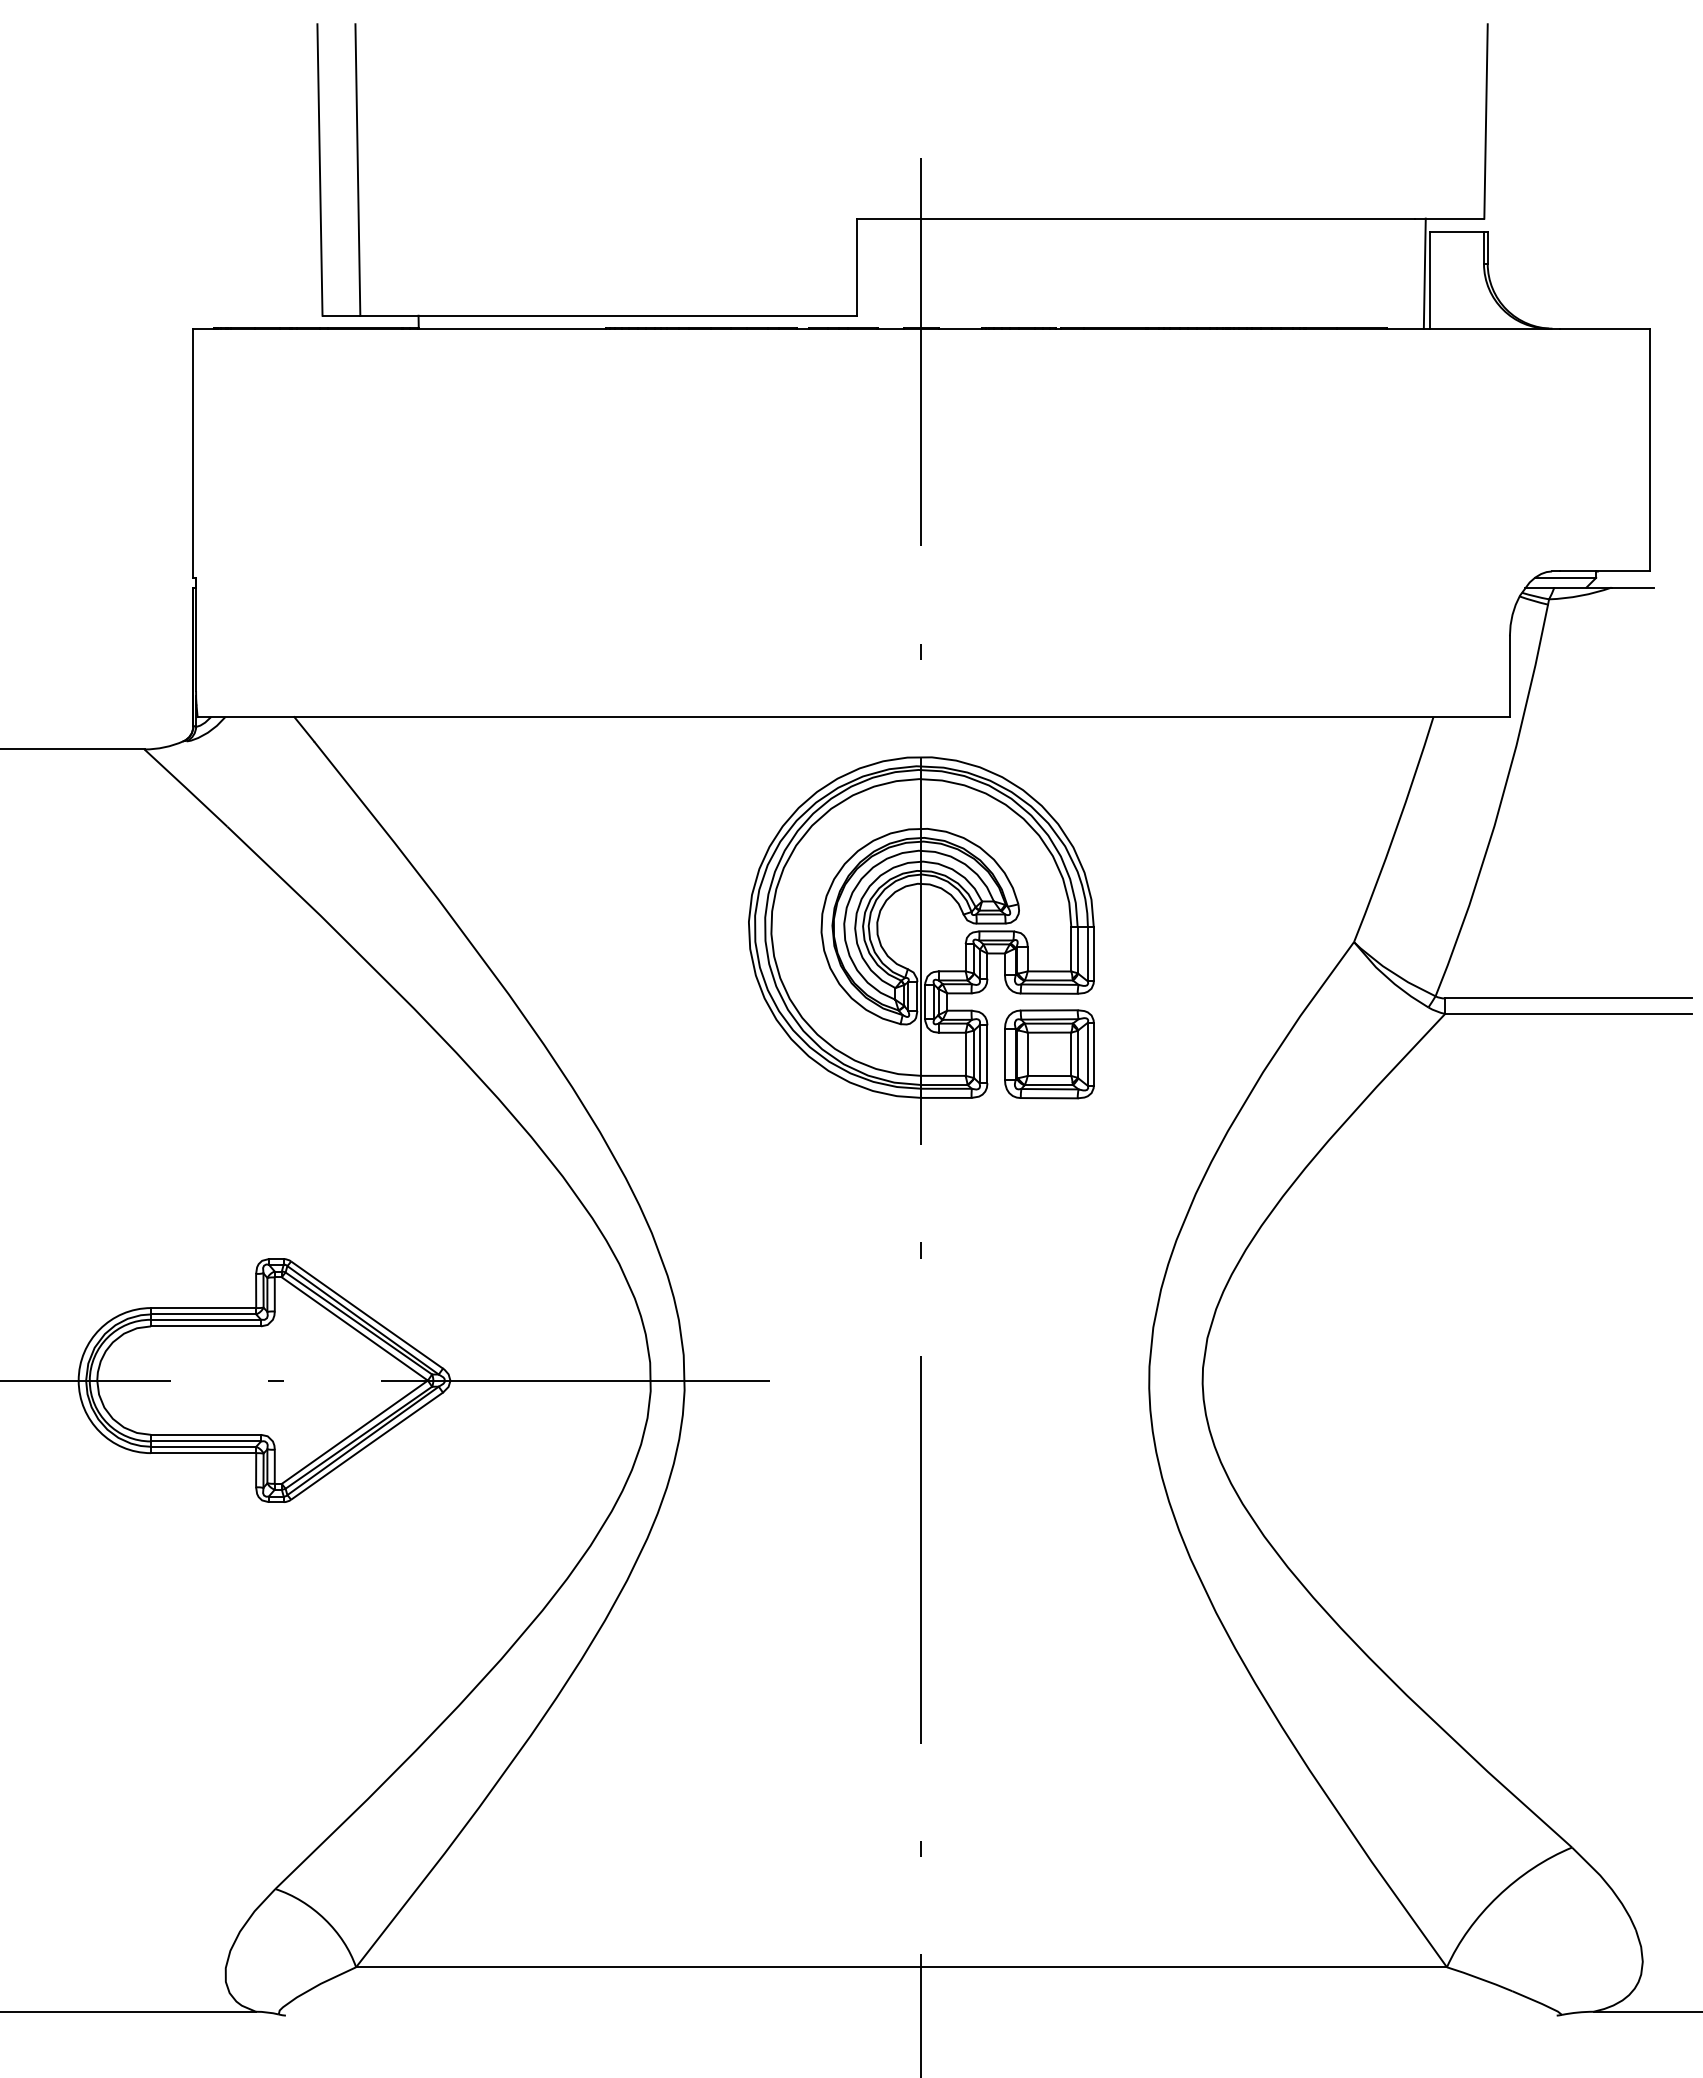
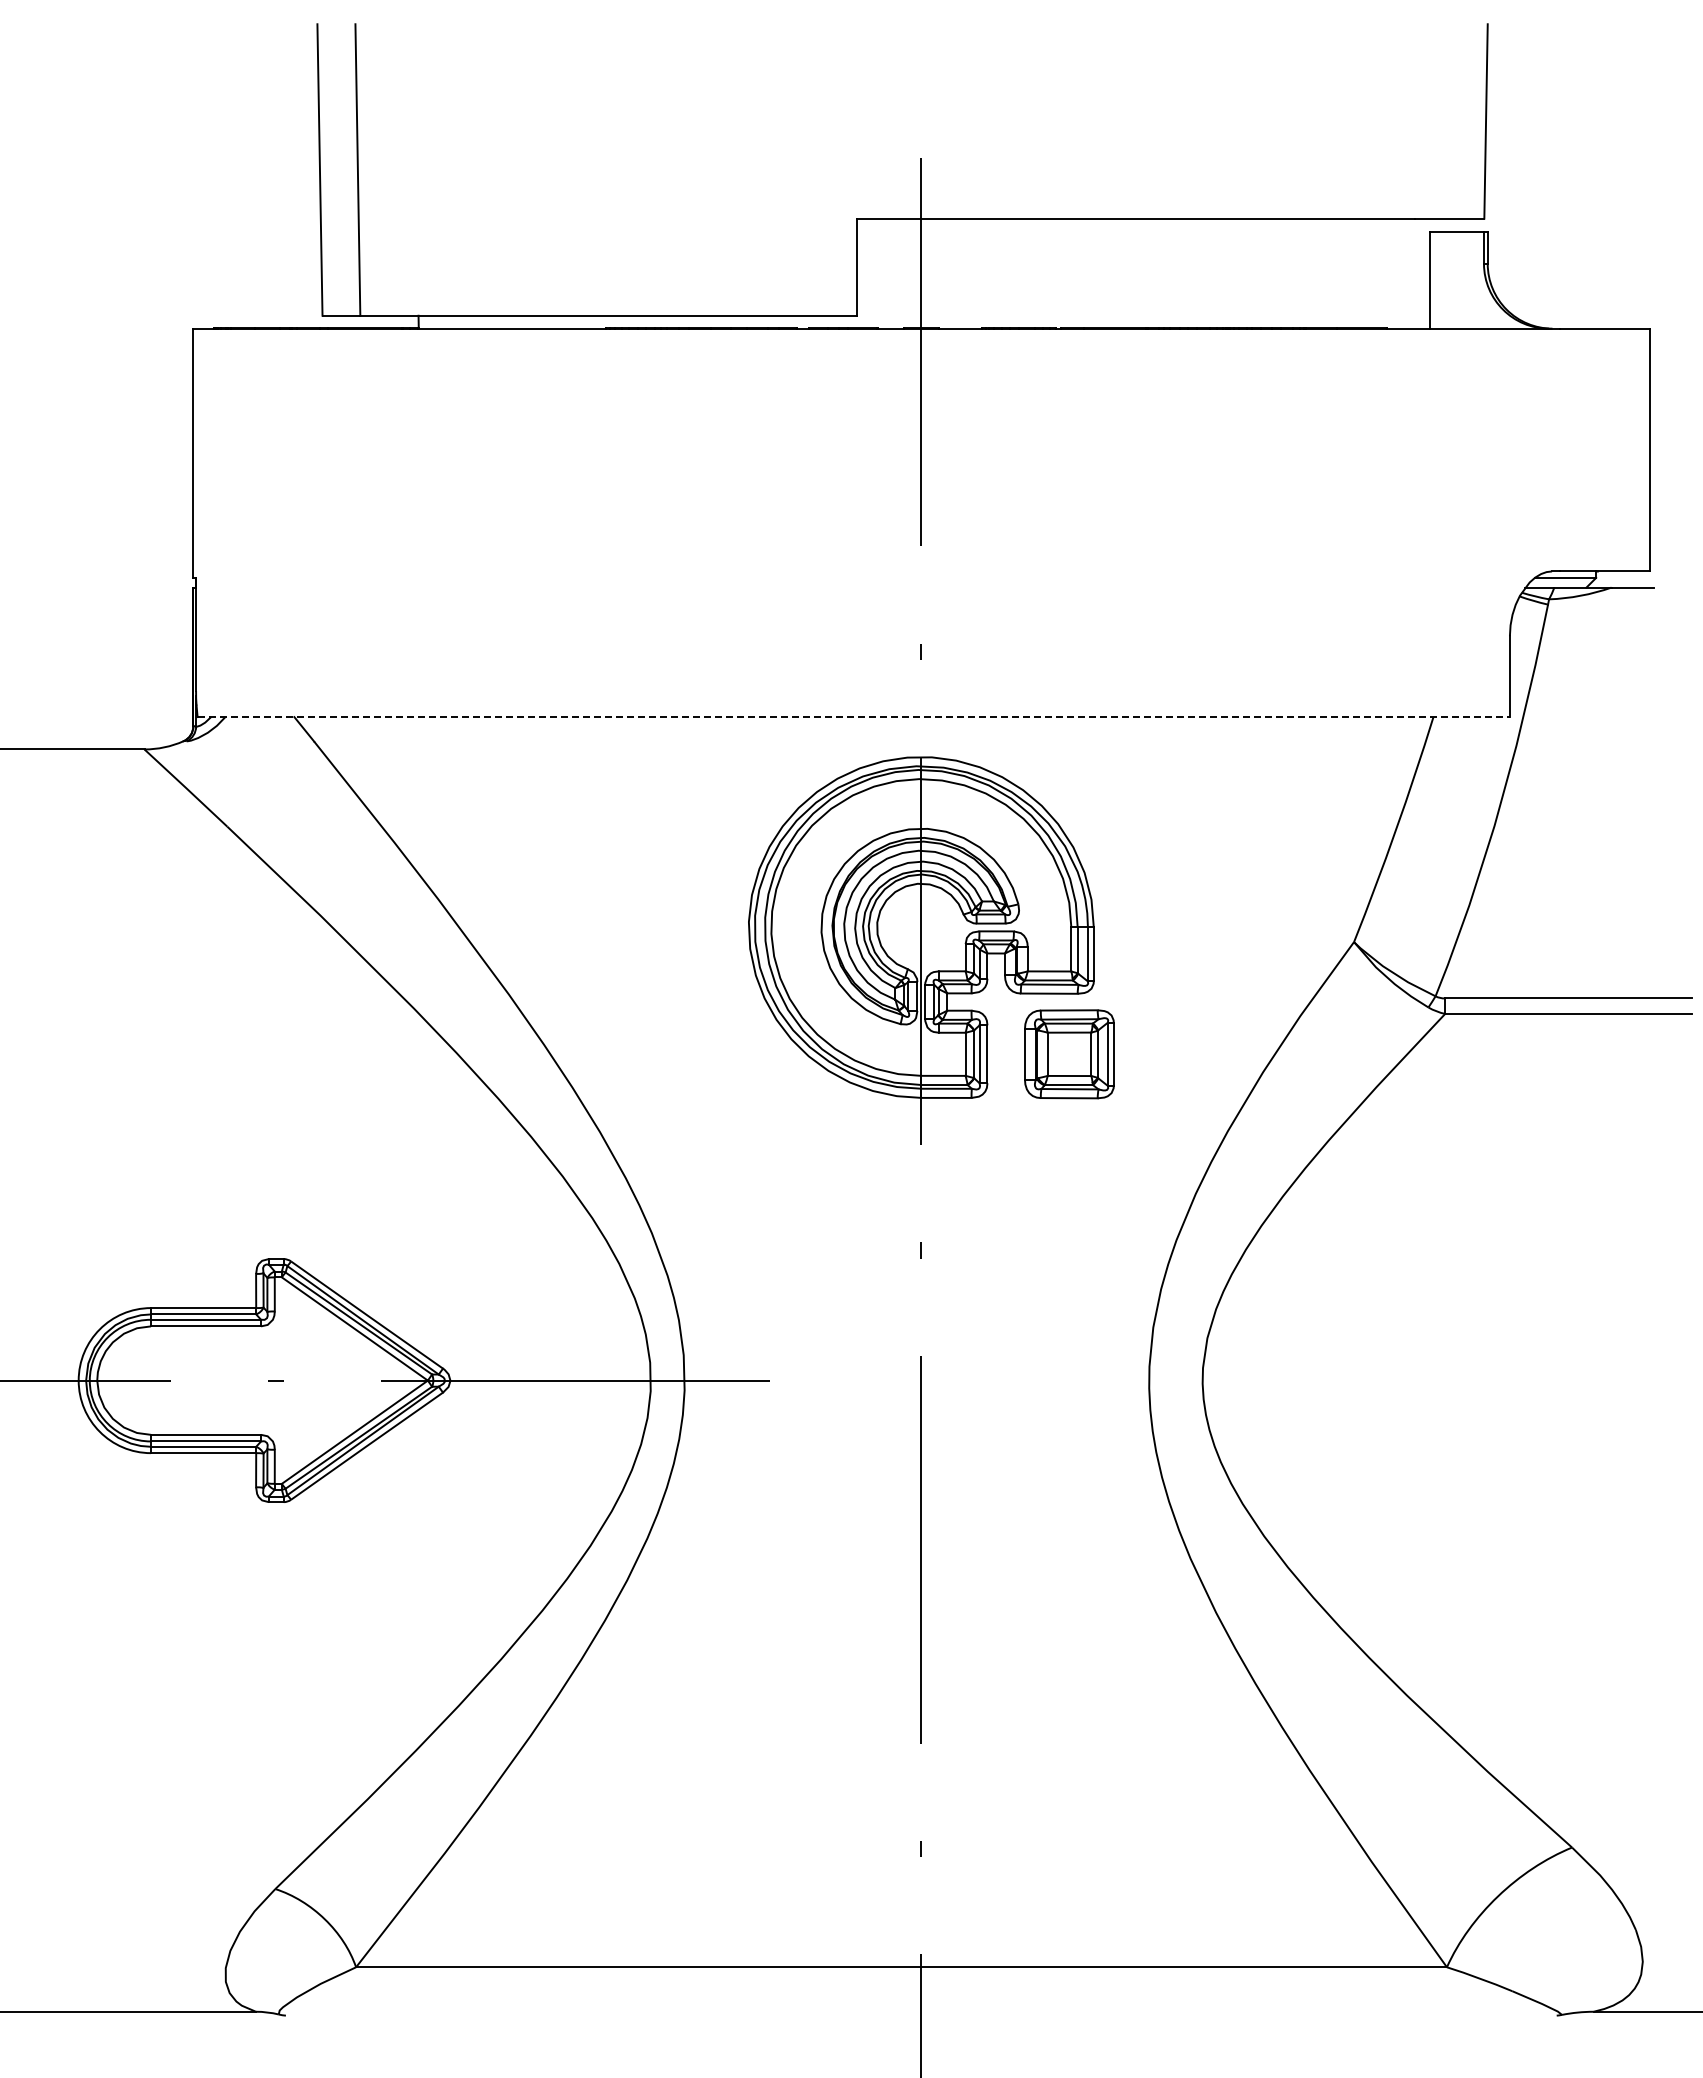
line: present -> none (1424, 273)
line: solid -> dashed (854, 717)
part position: (1049, 1054) -> (1069, 1054) (1069, 1054)
